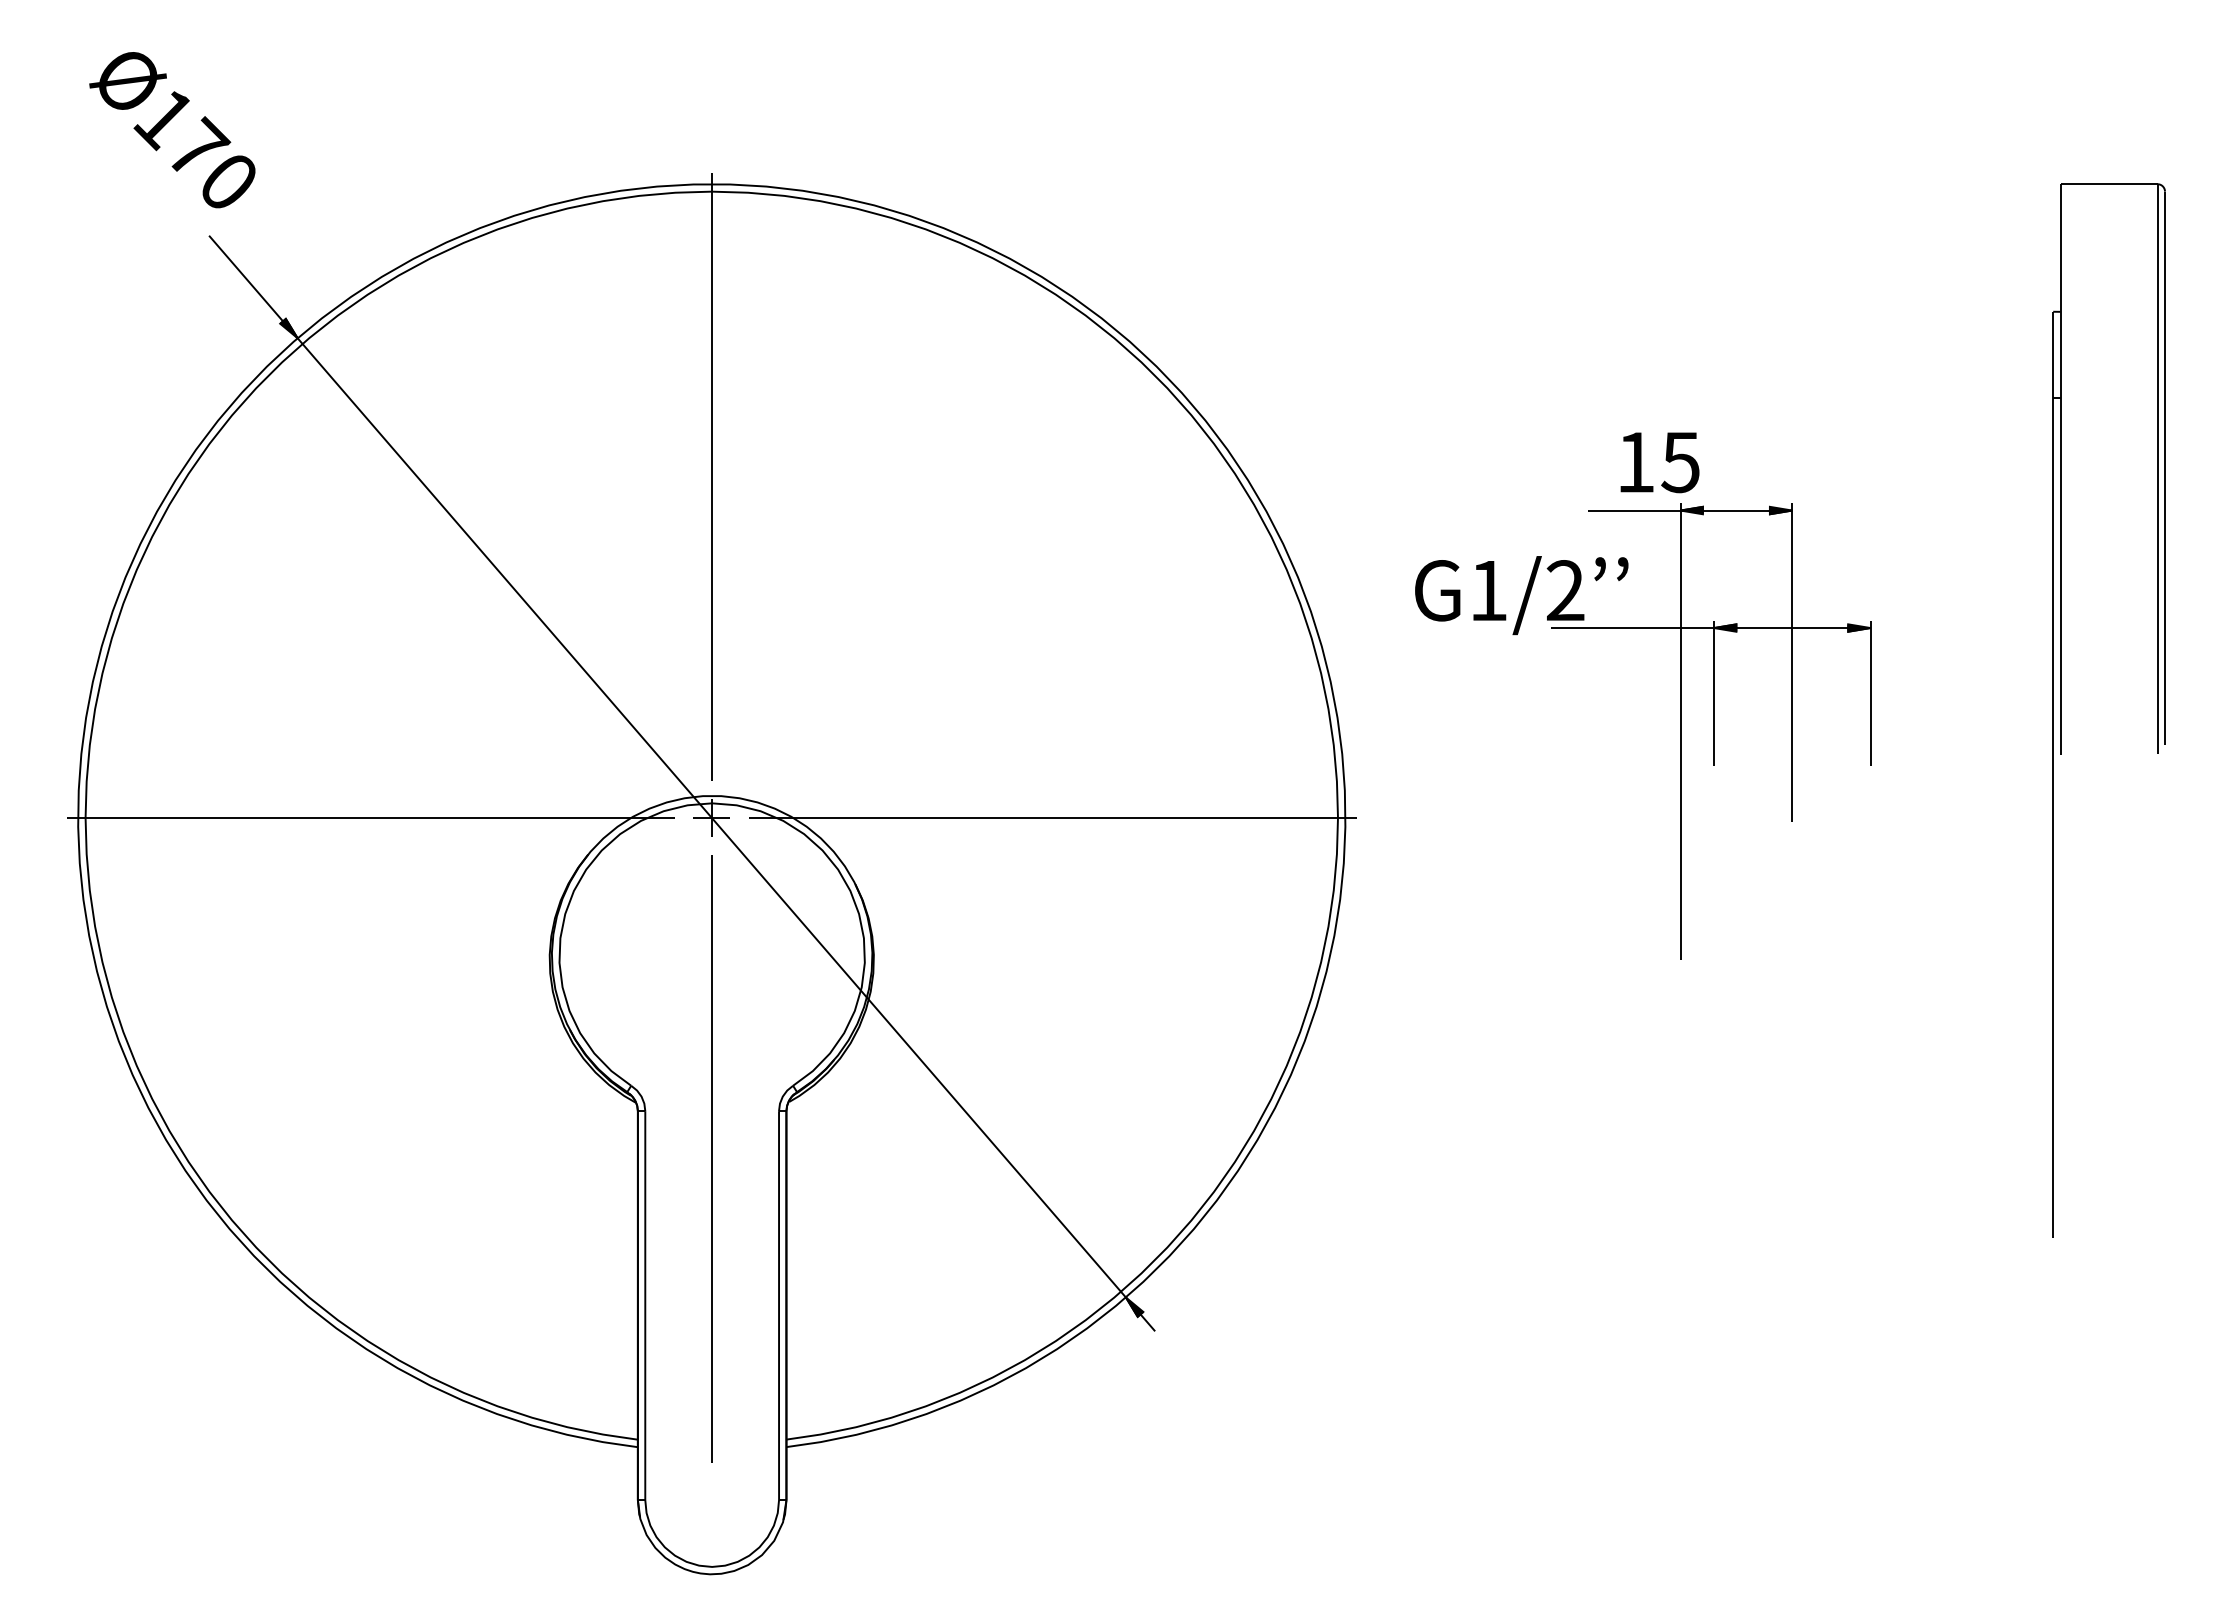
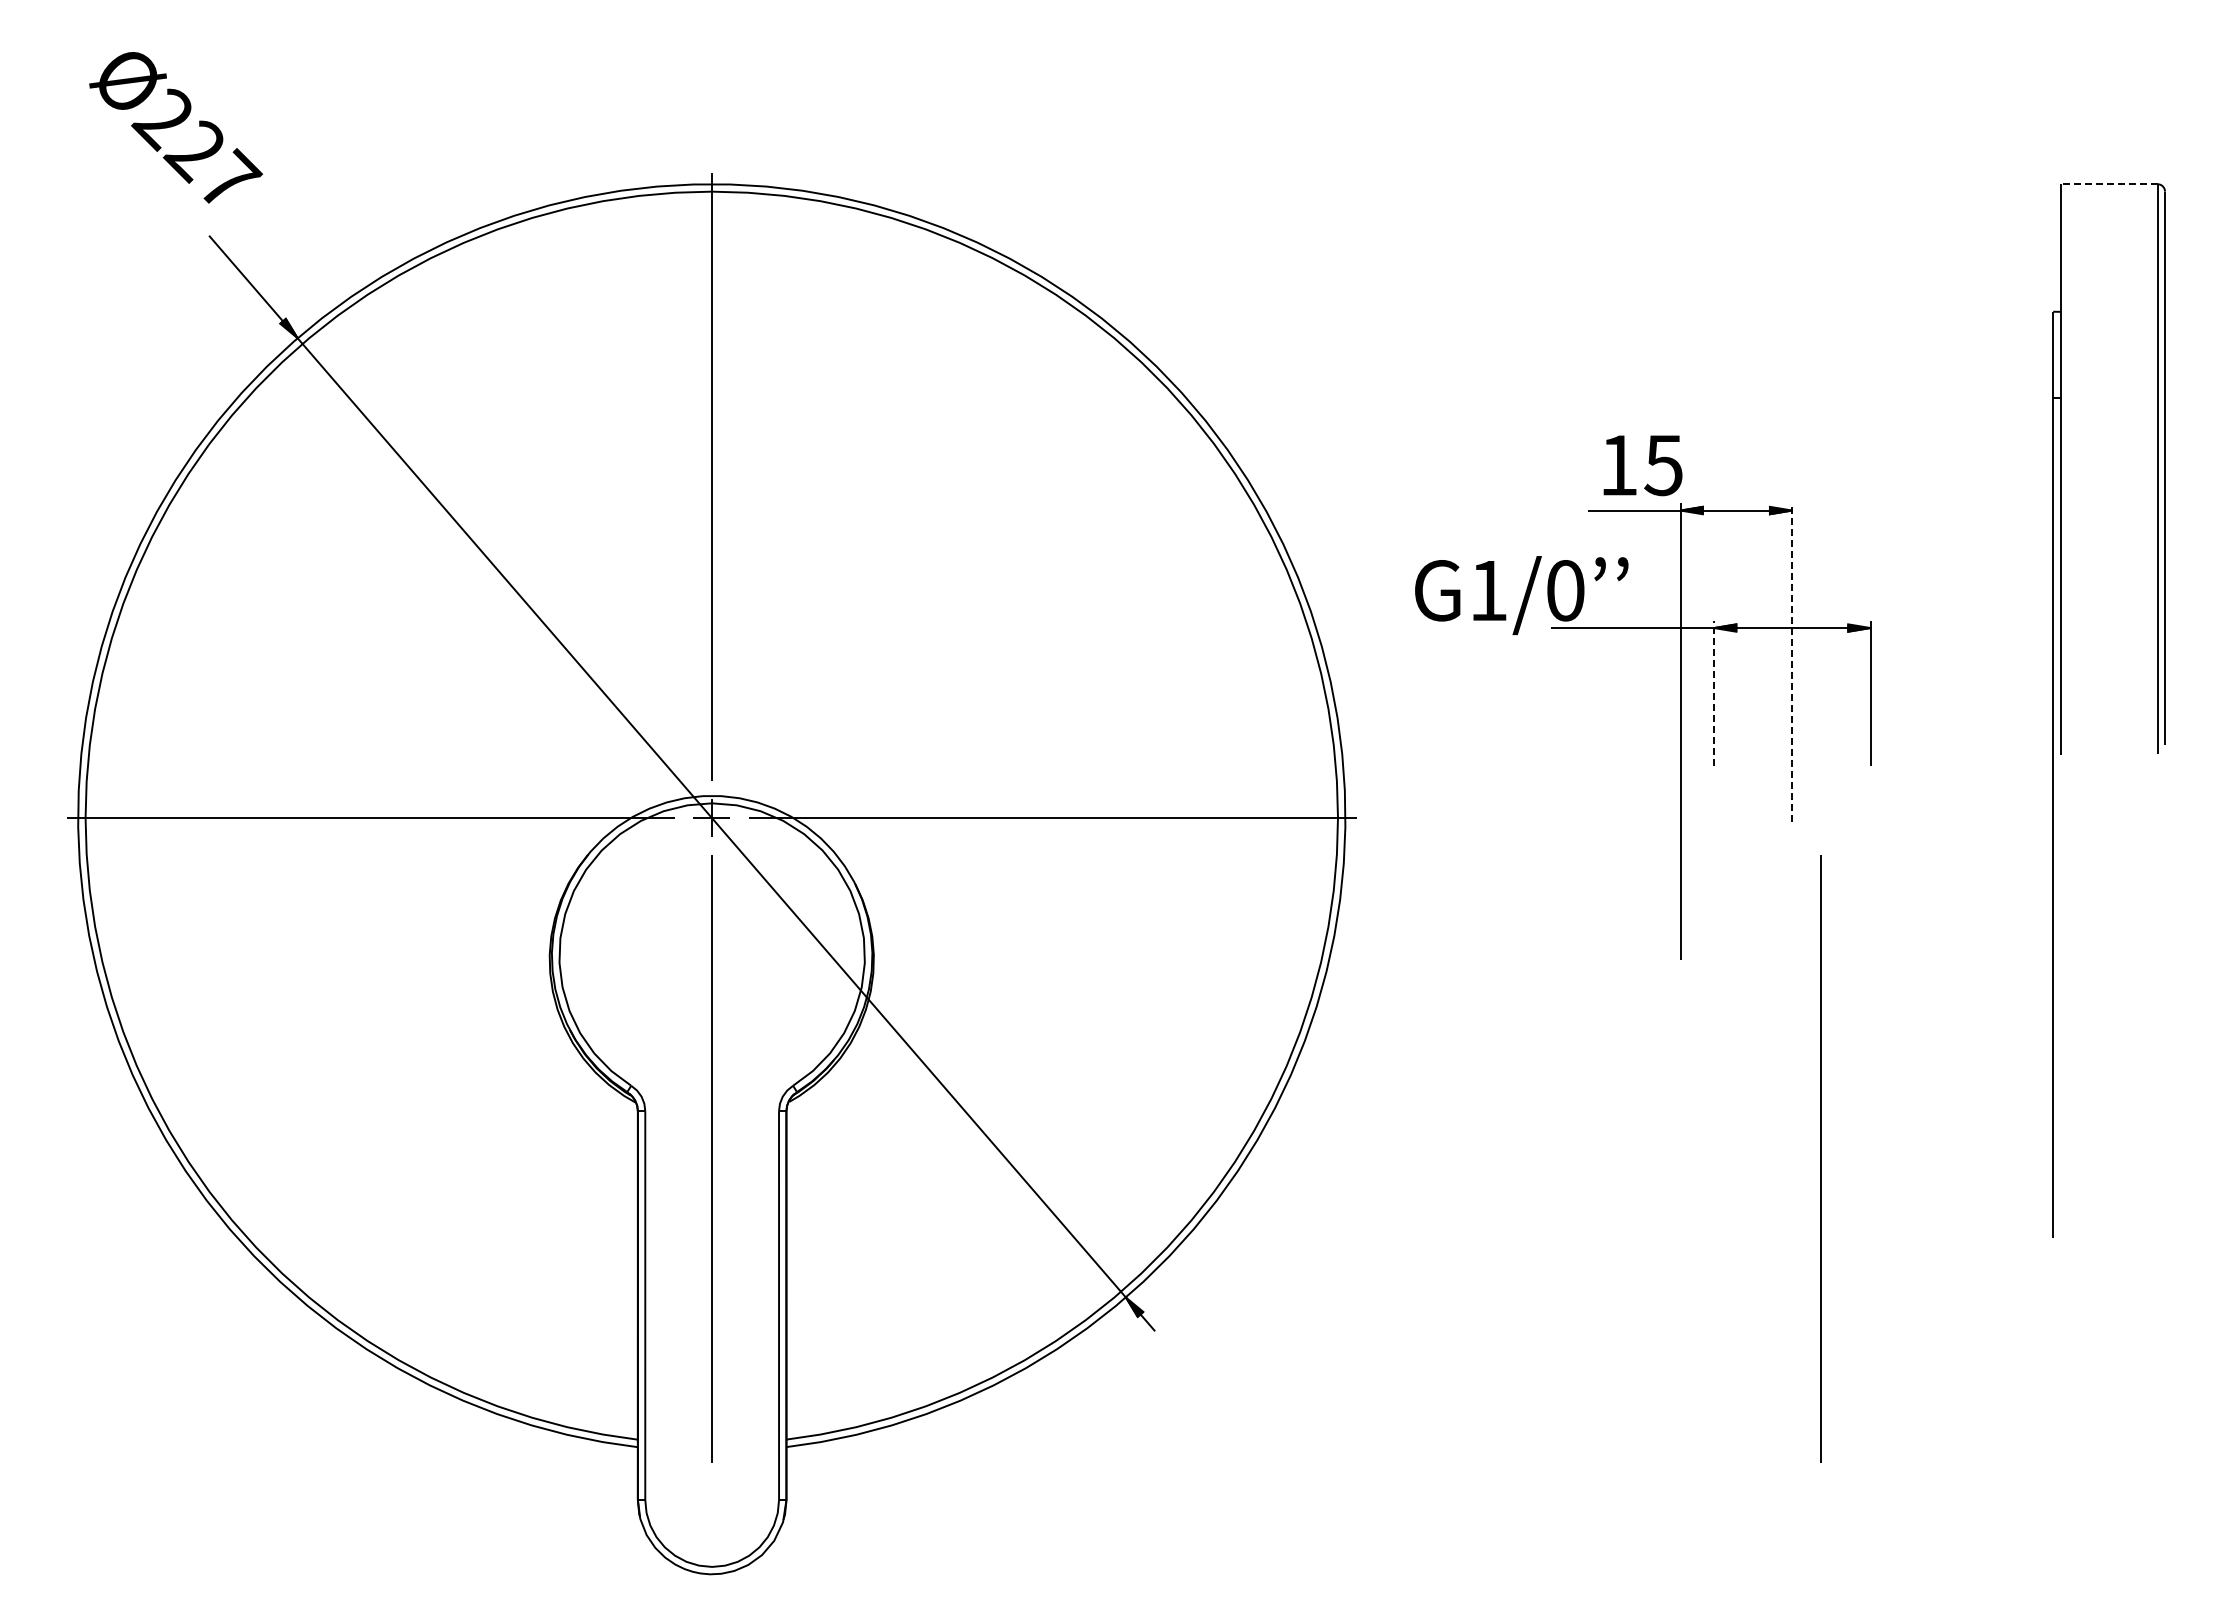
text: Ø170 -> Ø227 (197, 148)
line: solid -> dashed (2108, 184)
text position: (1659, 462) -> (1642, 465) (1642, 465)
text: G1/2 -> G1/0 (1565, 590)
line: solid -> dashed (1792, 661)
line: solid -> dashed (1714, 693)
line: none -> present (1820, 1158)
